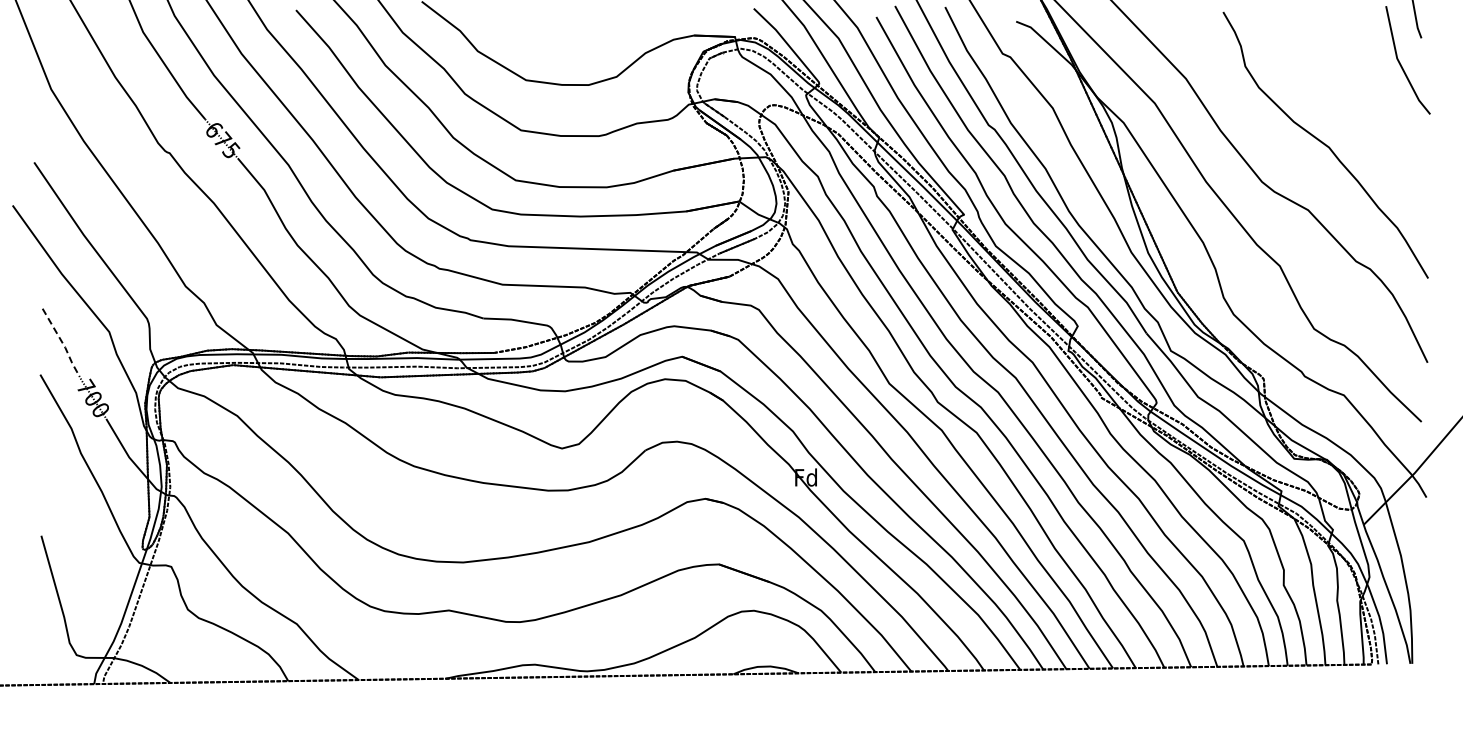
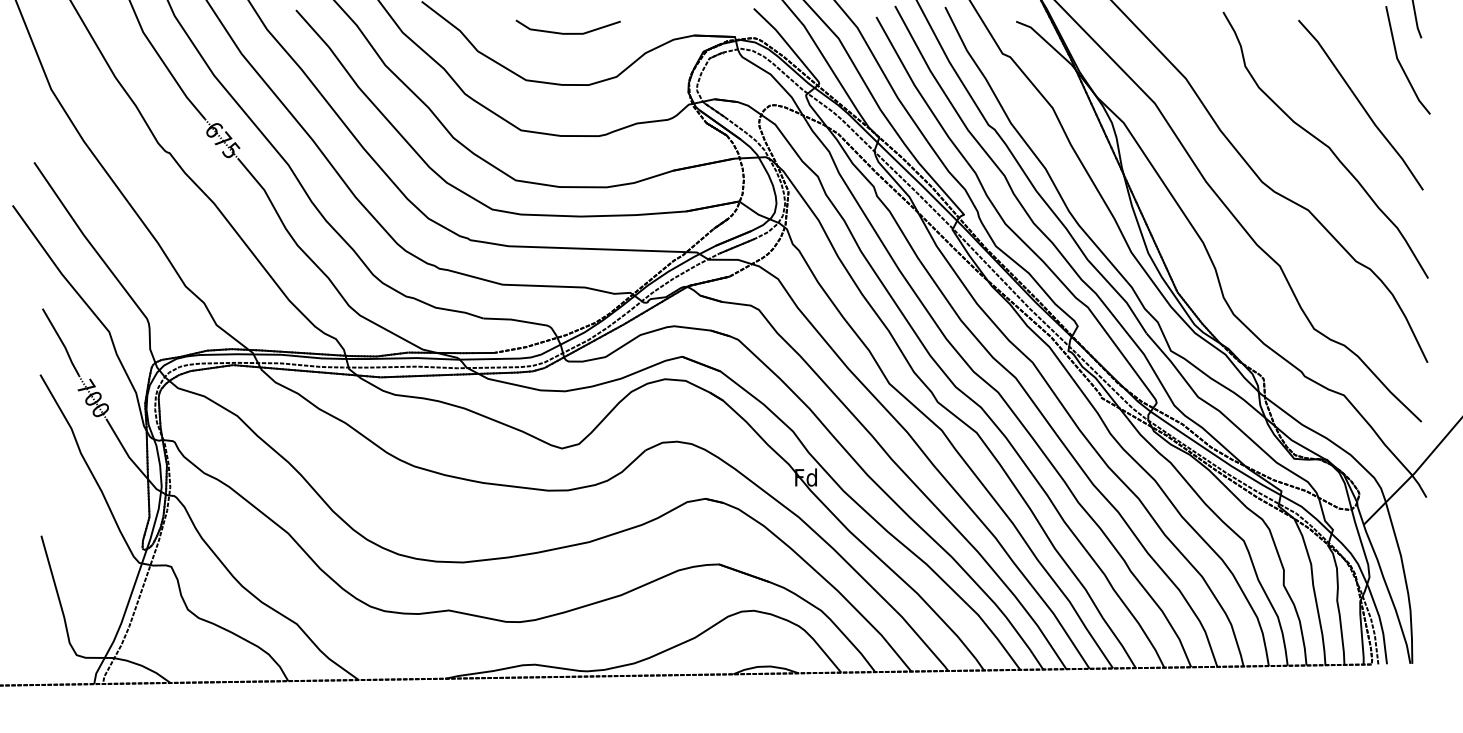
line: none -> present (567, 33)
line: none -> present (1360, 104)
line: dashed -> solid (62, 342)
